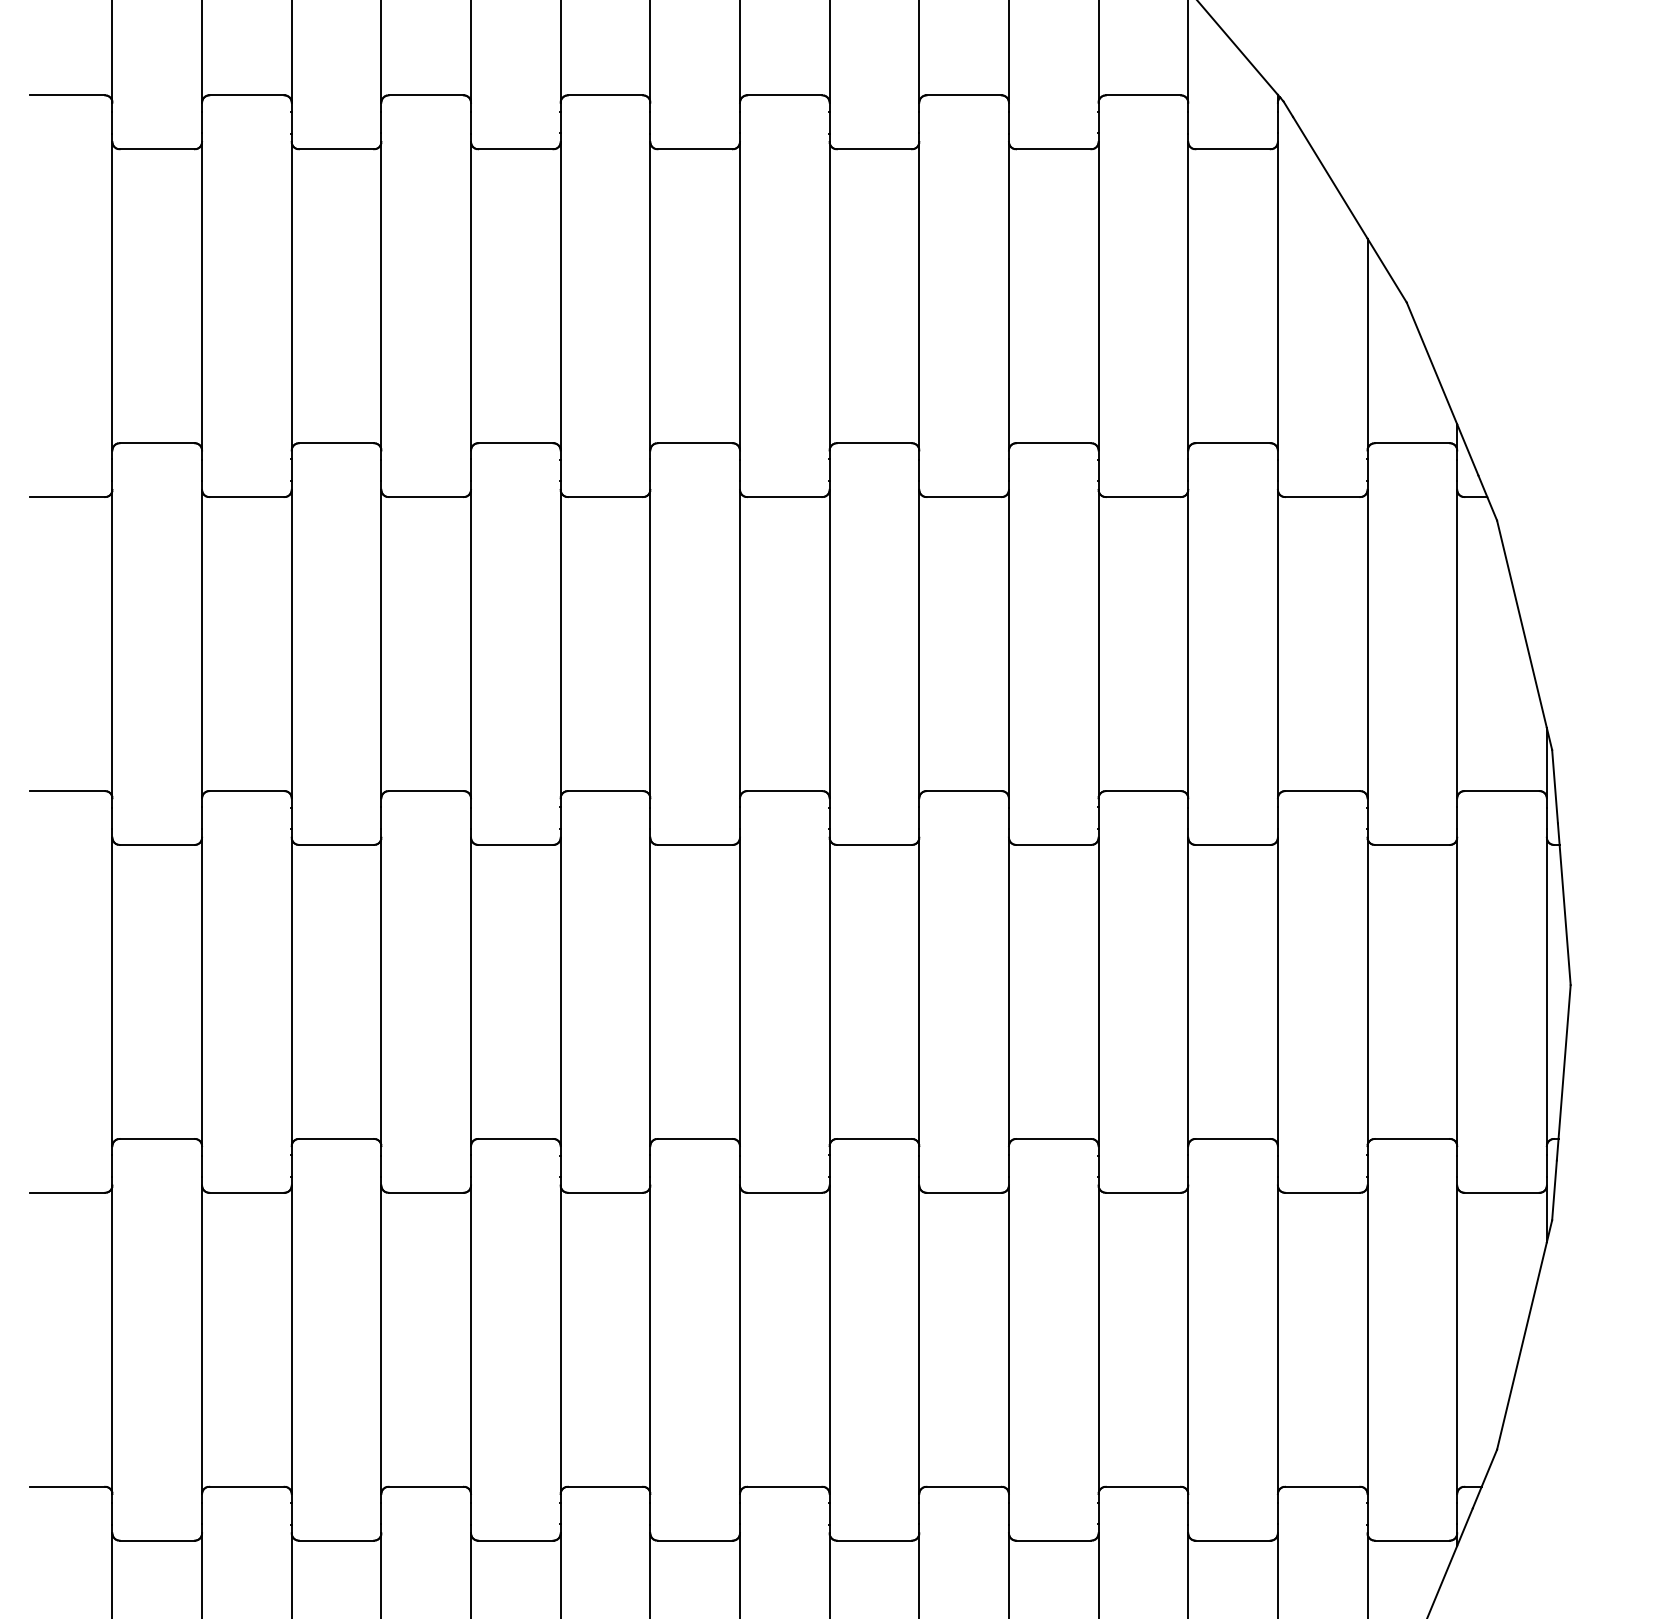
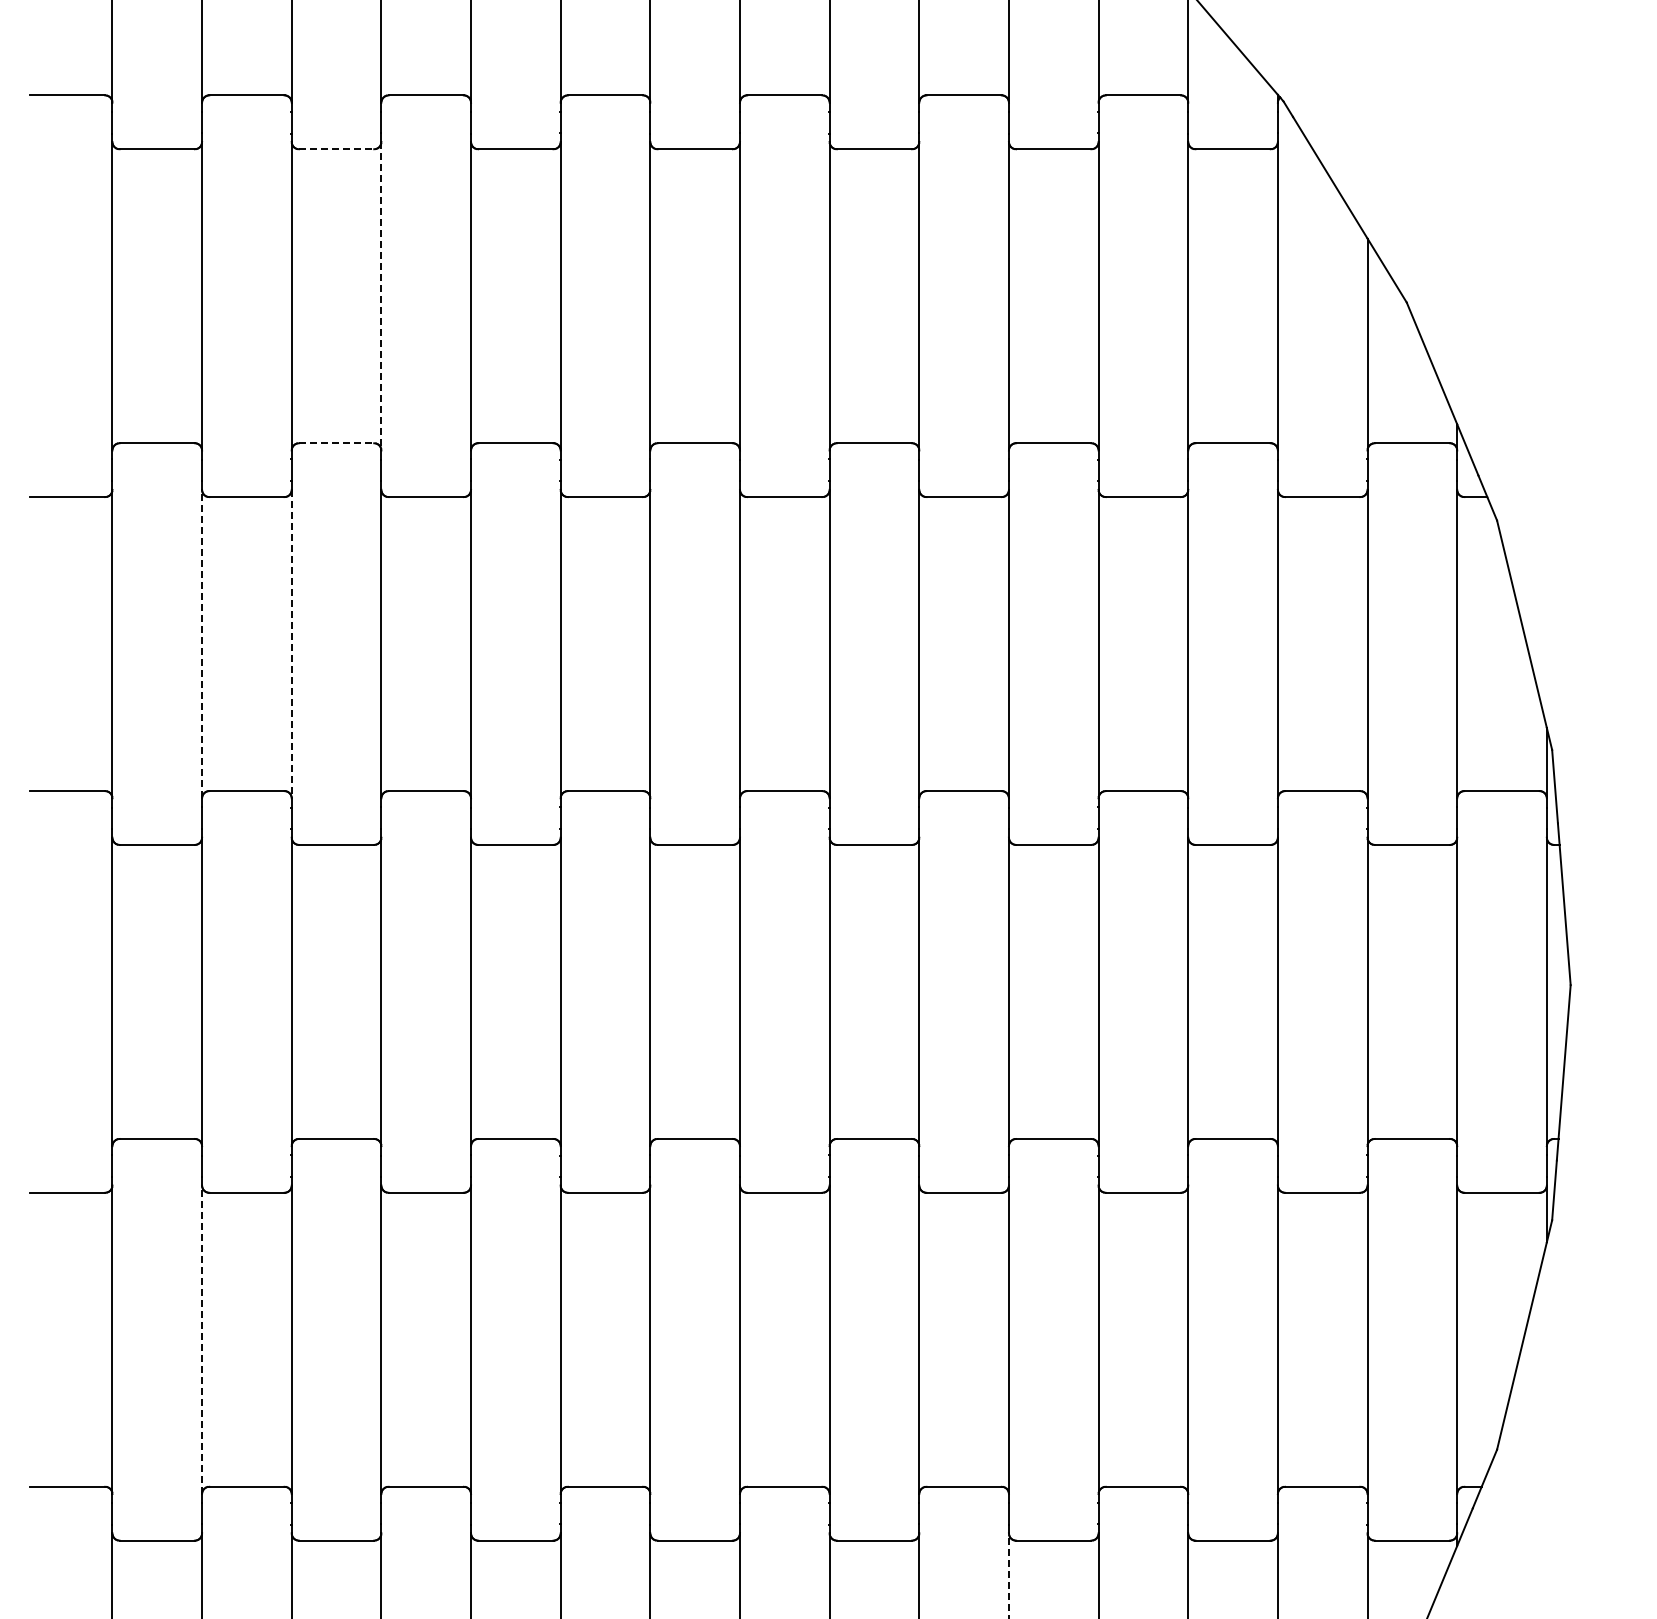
line: solid -> dashed (336, 149)
line: solid -> dashed (381, 296)
line: solid -> dashed (336, 443)
line: solid -> dashed (202, 643)
line: solid -> dashed (291, 644)
line: solid -> dashed (202, 1339)
line: solid -> dashed (1008, 1575)
